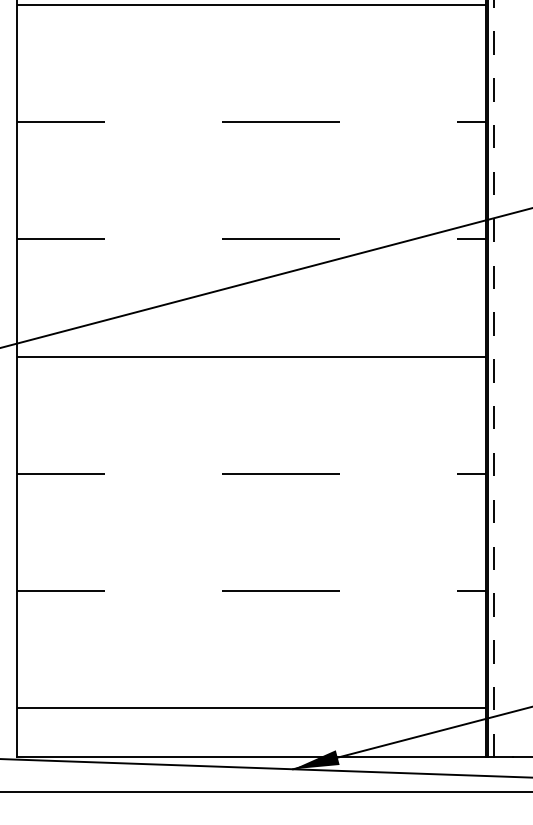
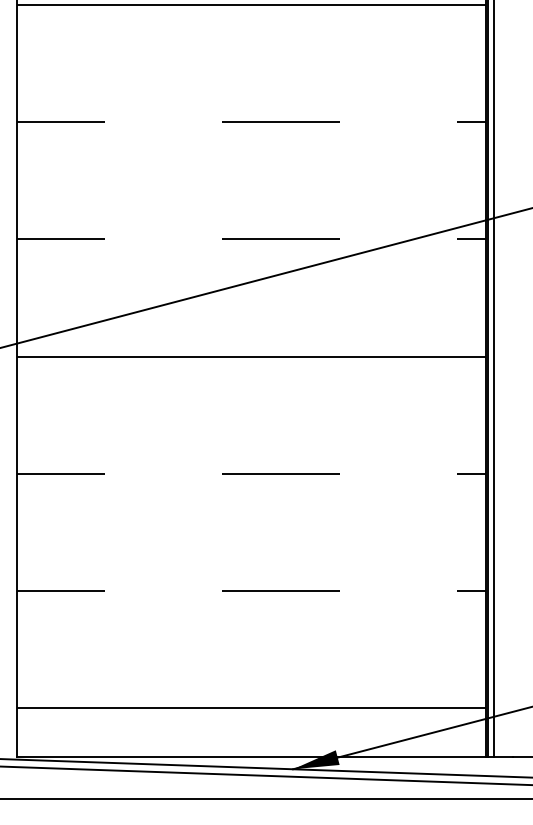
line: dashed -> solid (494, 378)
line: none -> present (265, 775)
line position: (265, 792) -> (265, 799) (265, 799)
